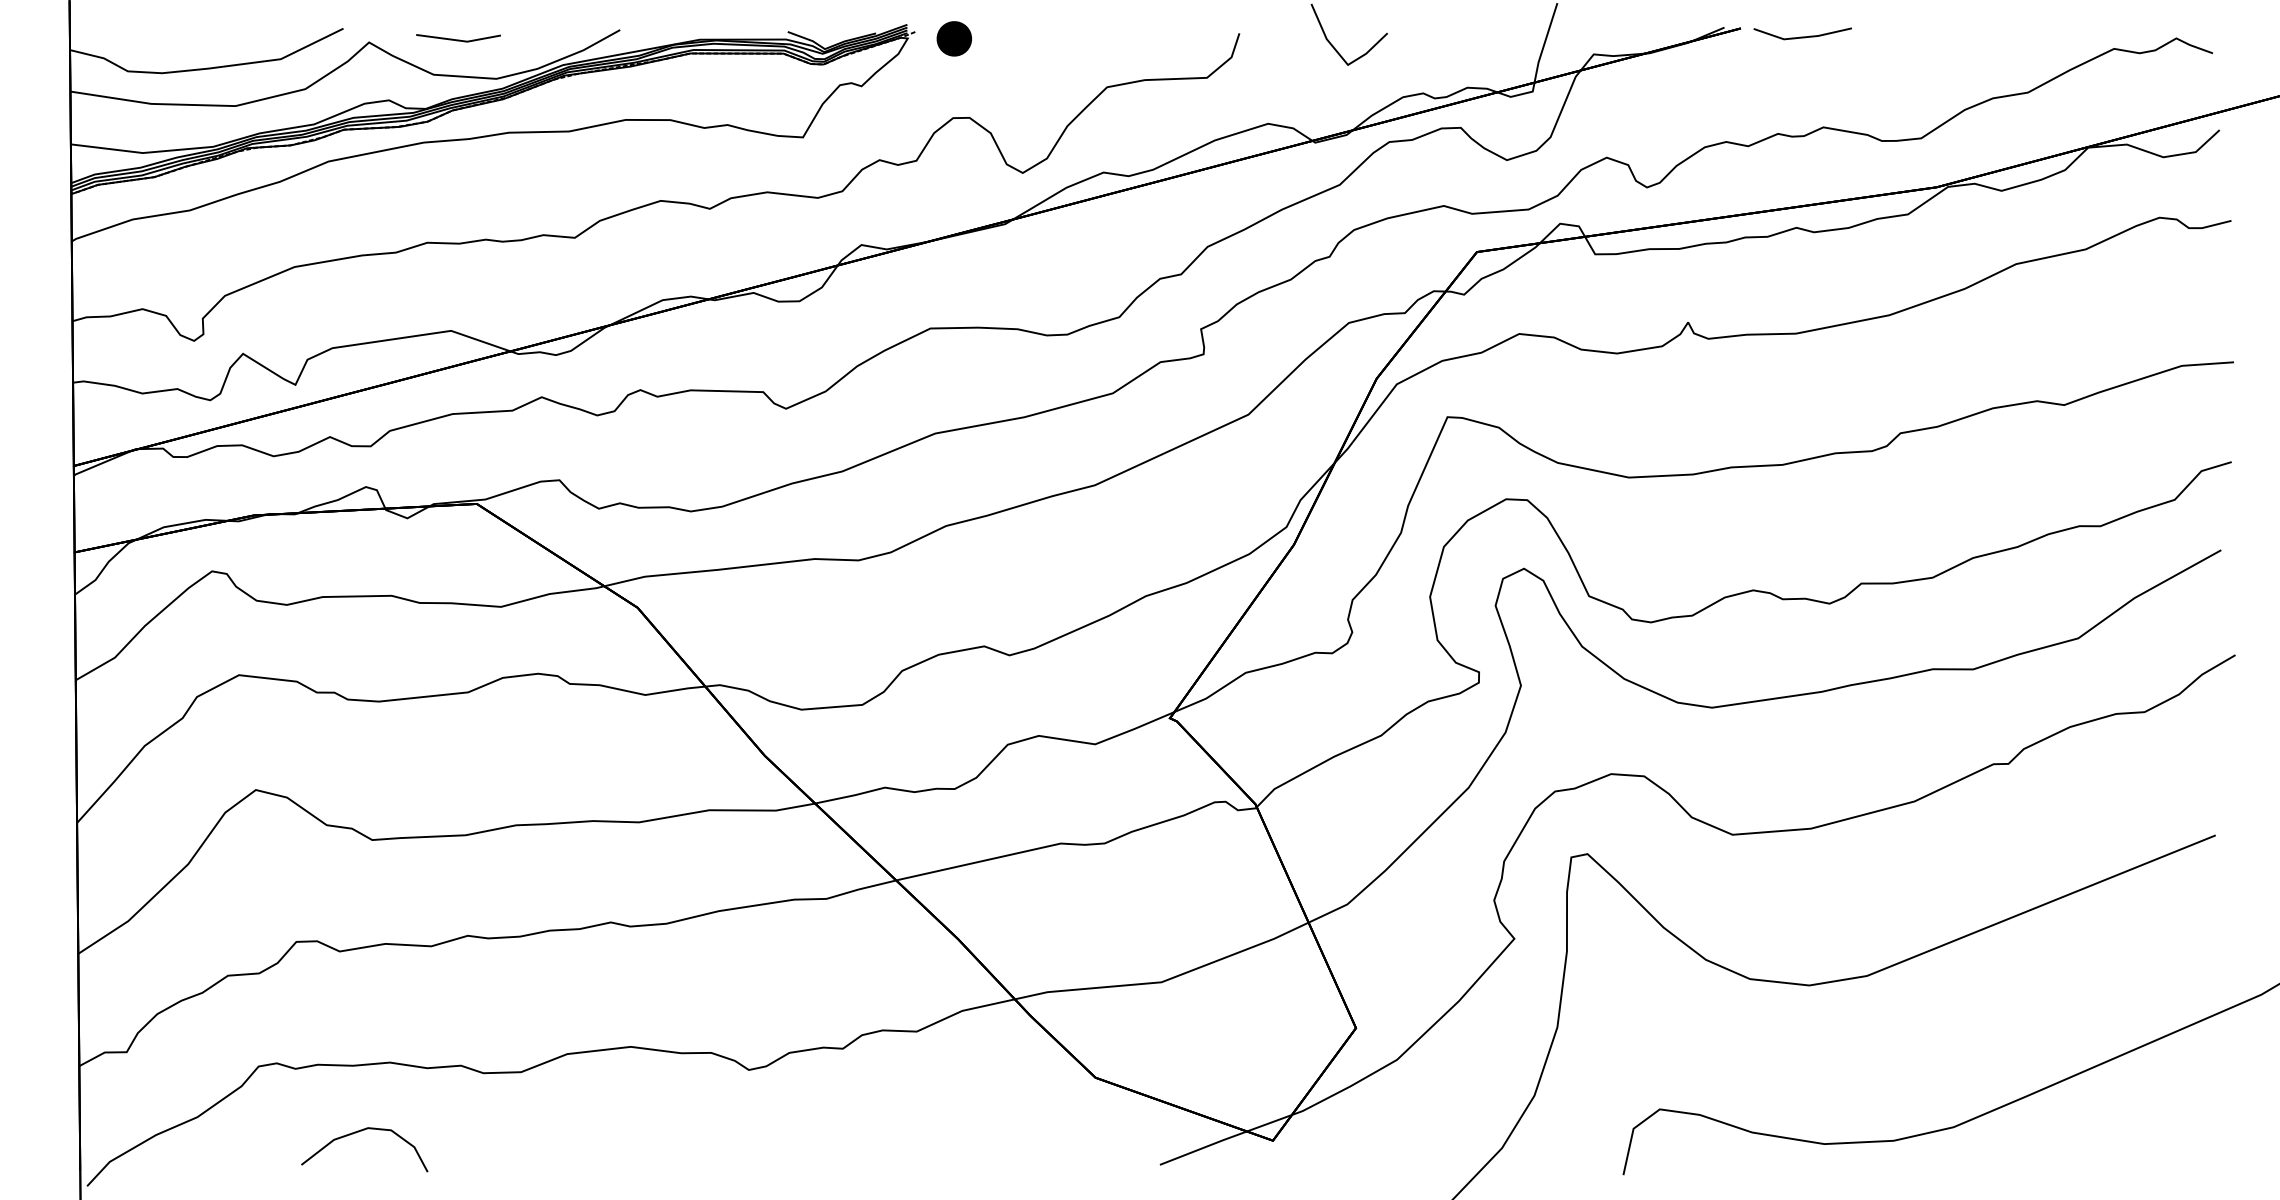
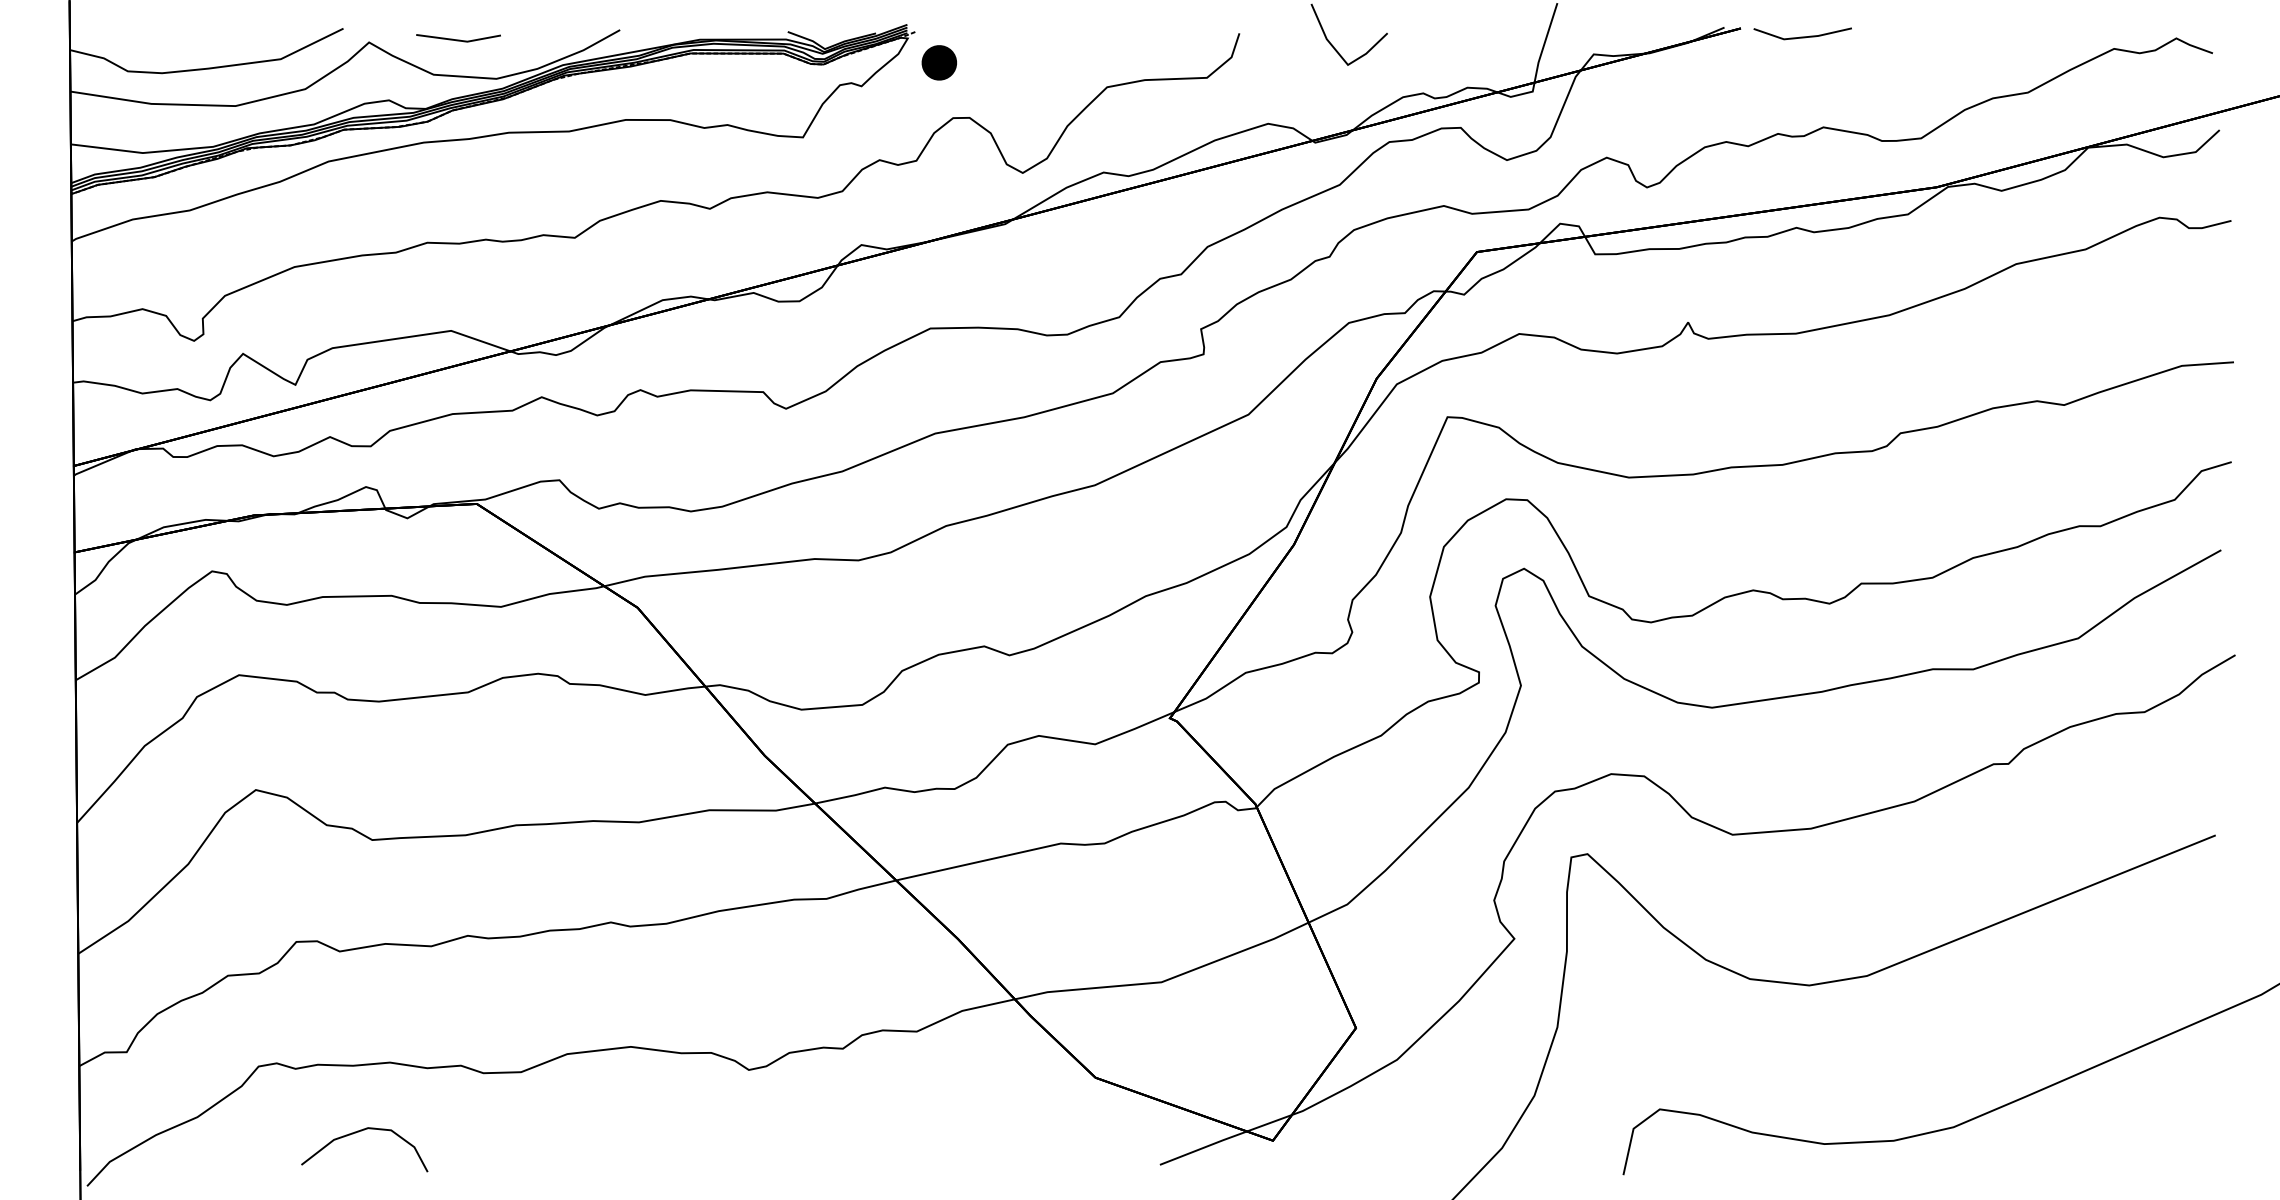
part position: (953, 38) -> (938, 62) (938, 62)
